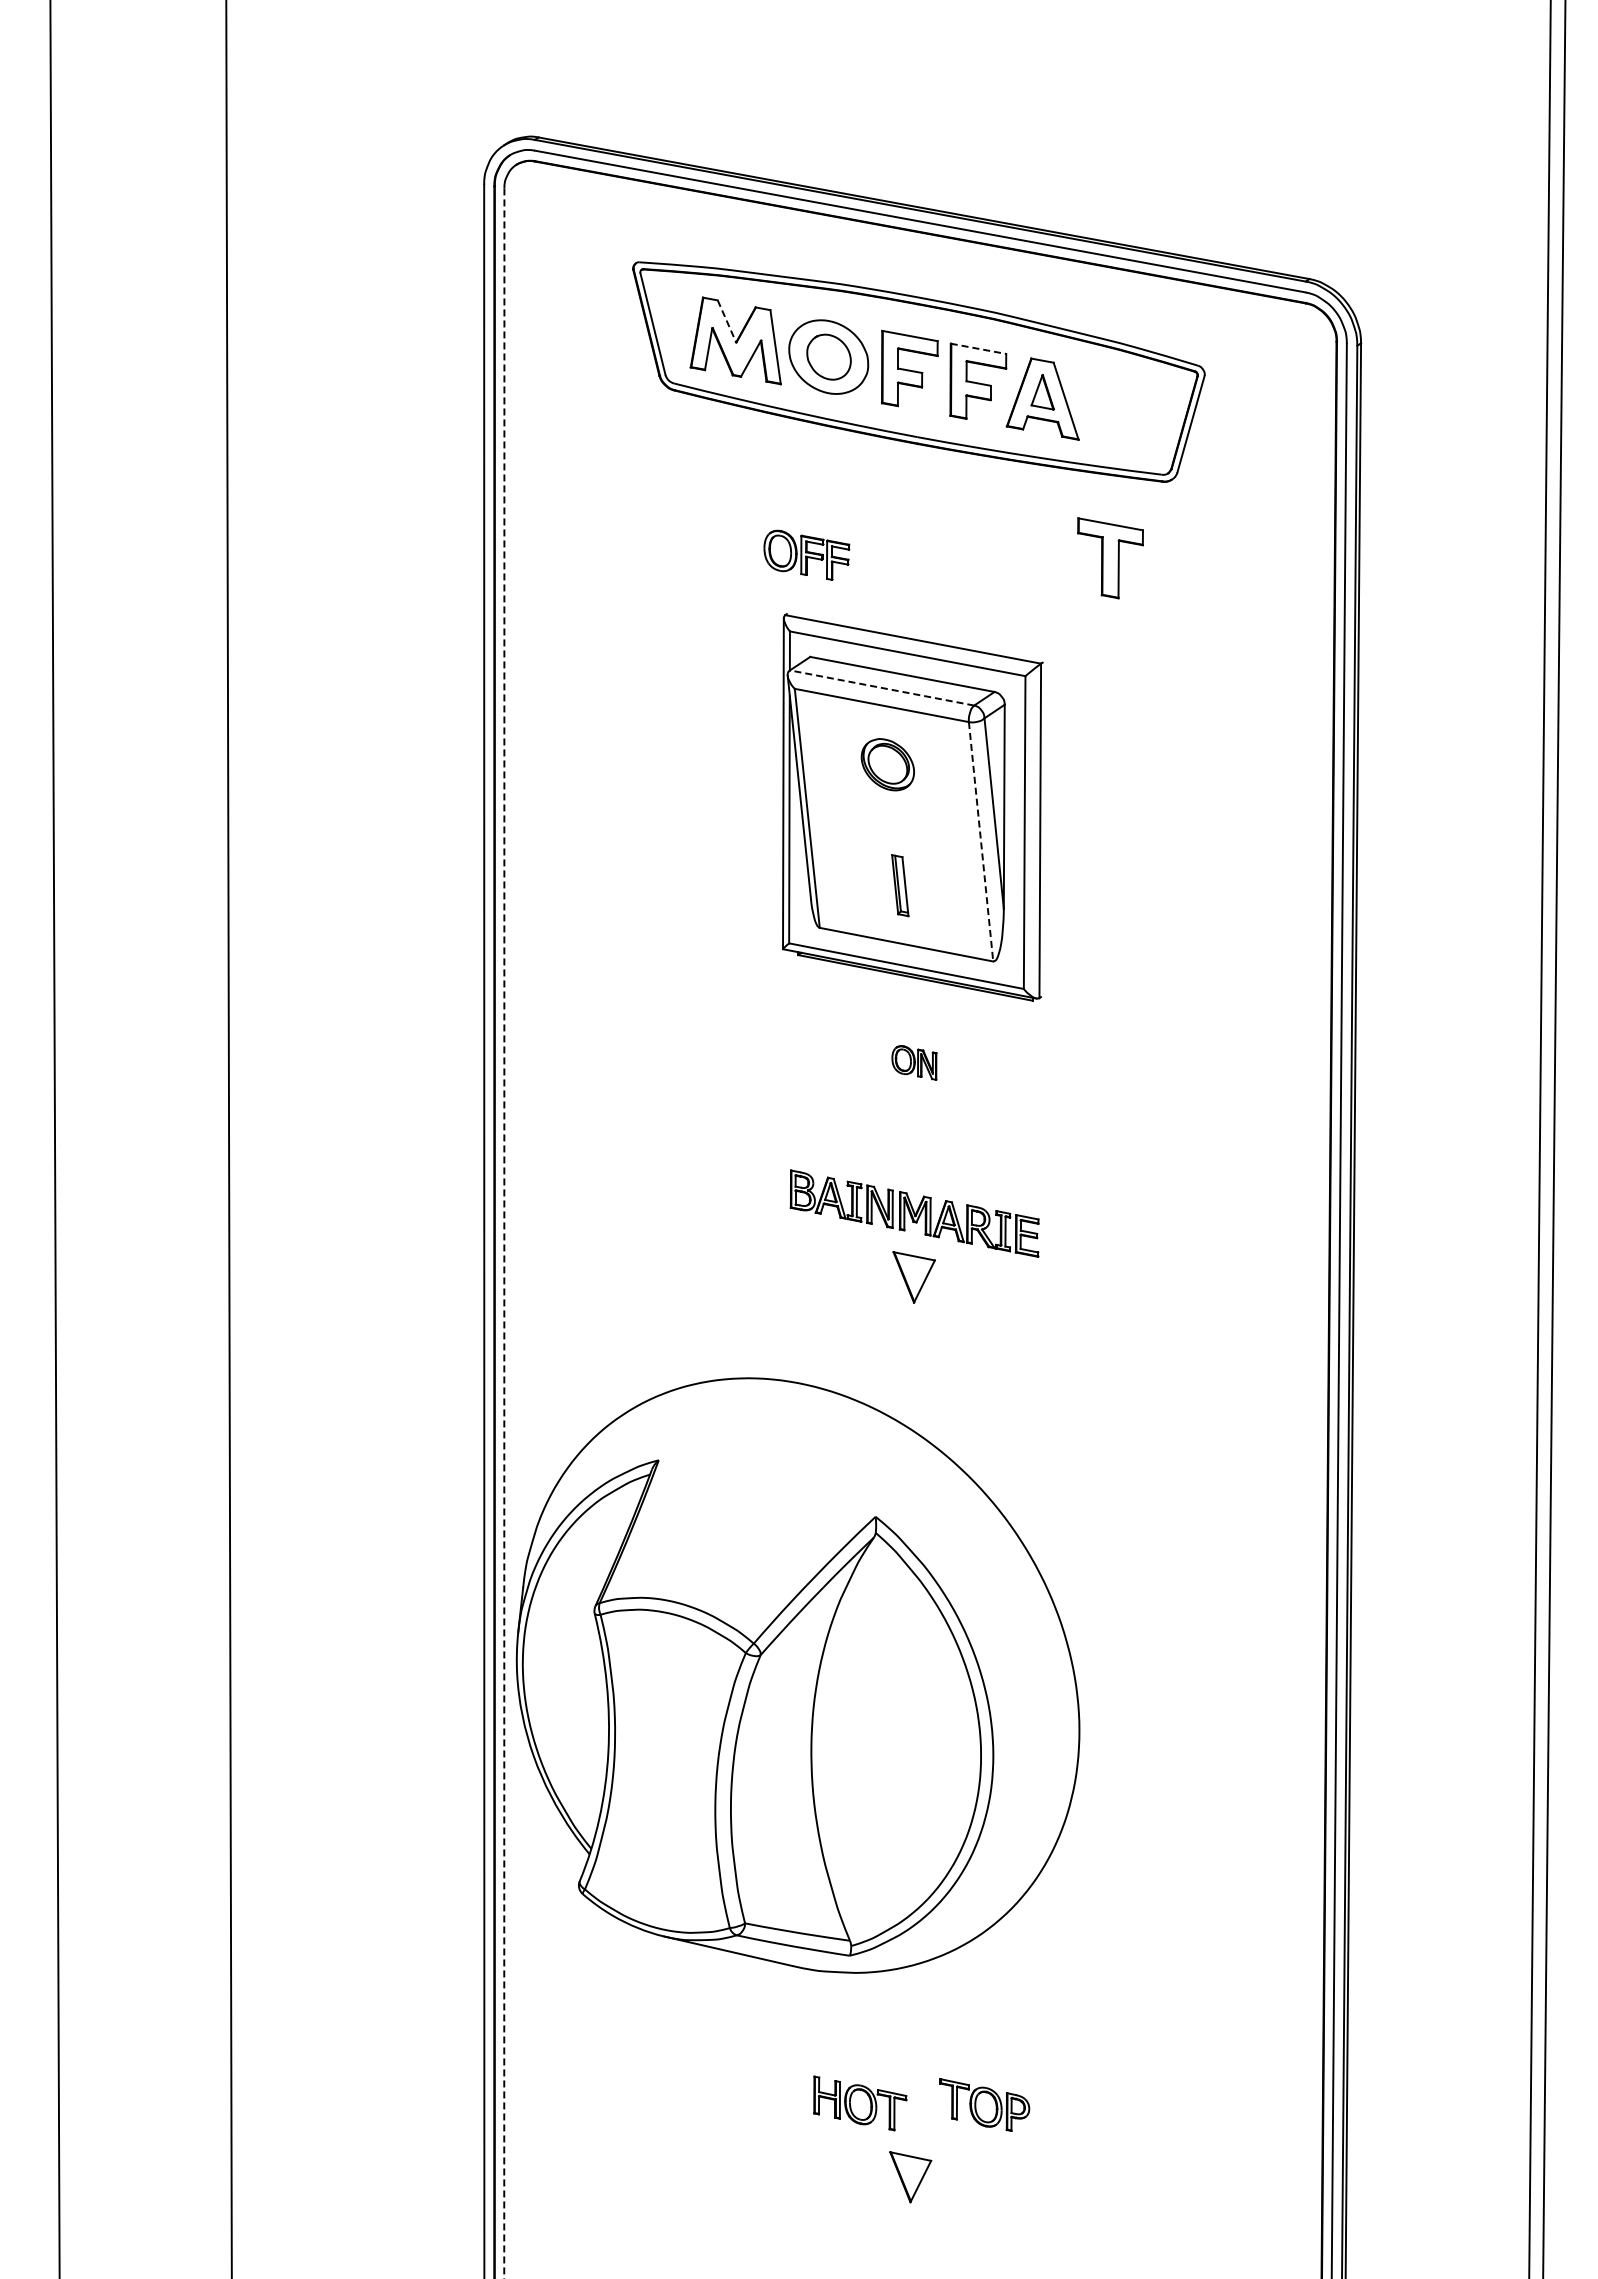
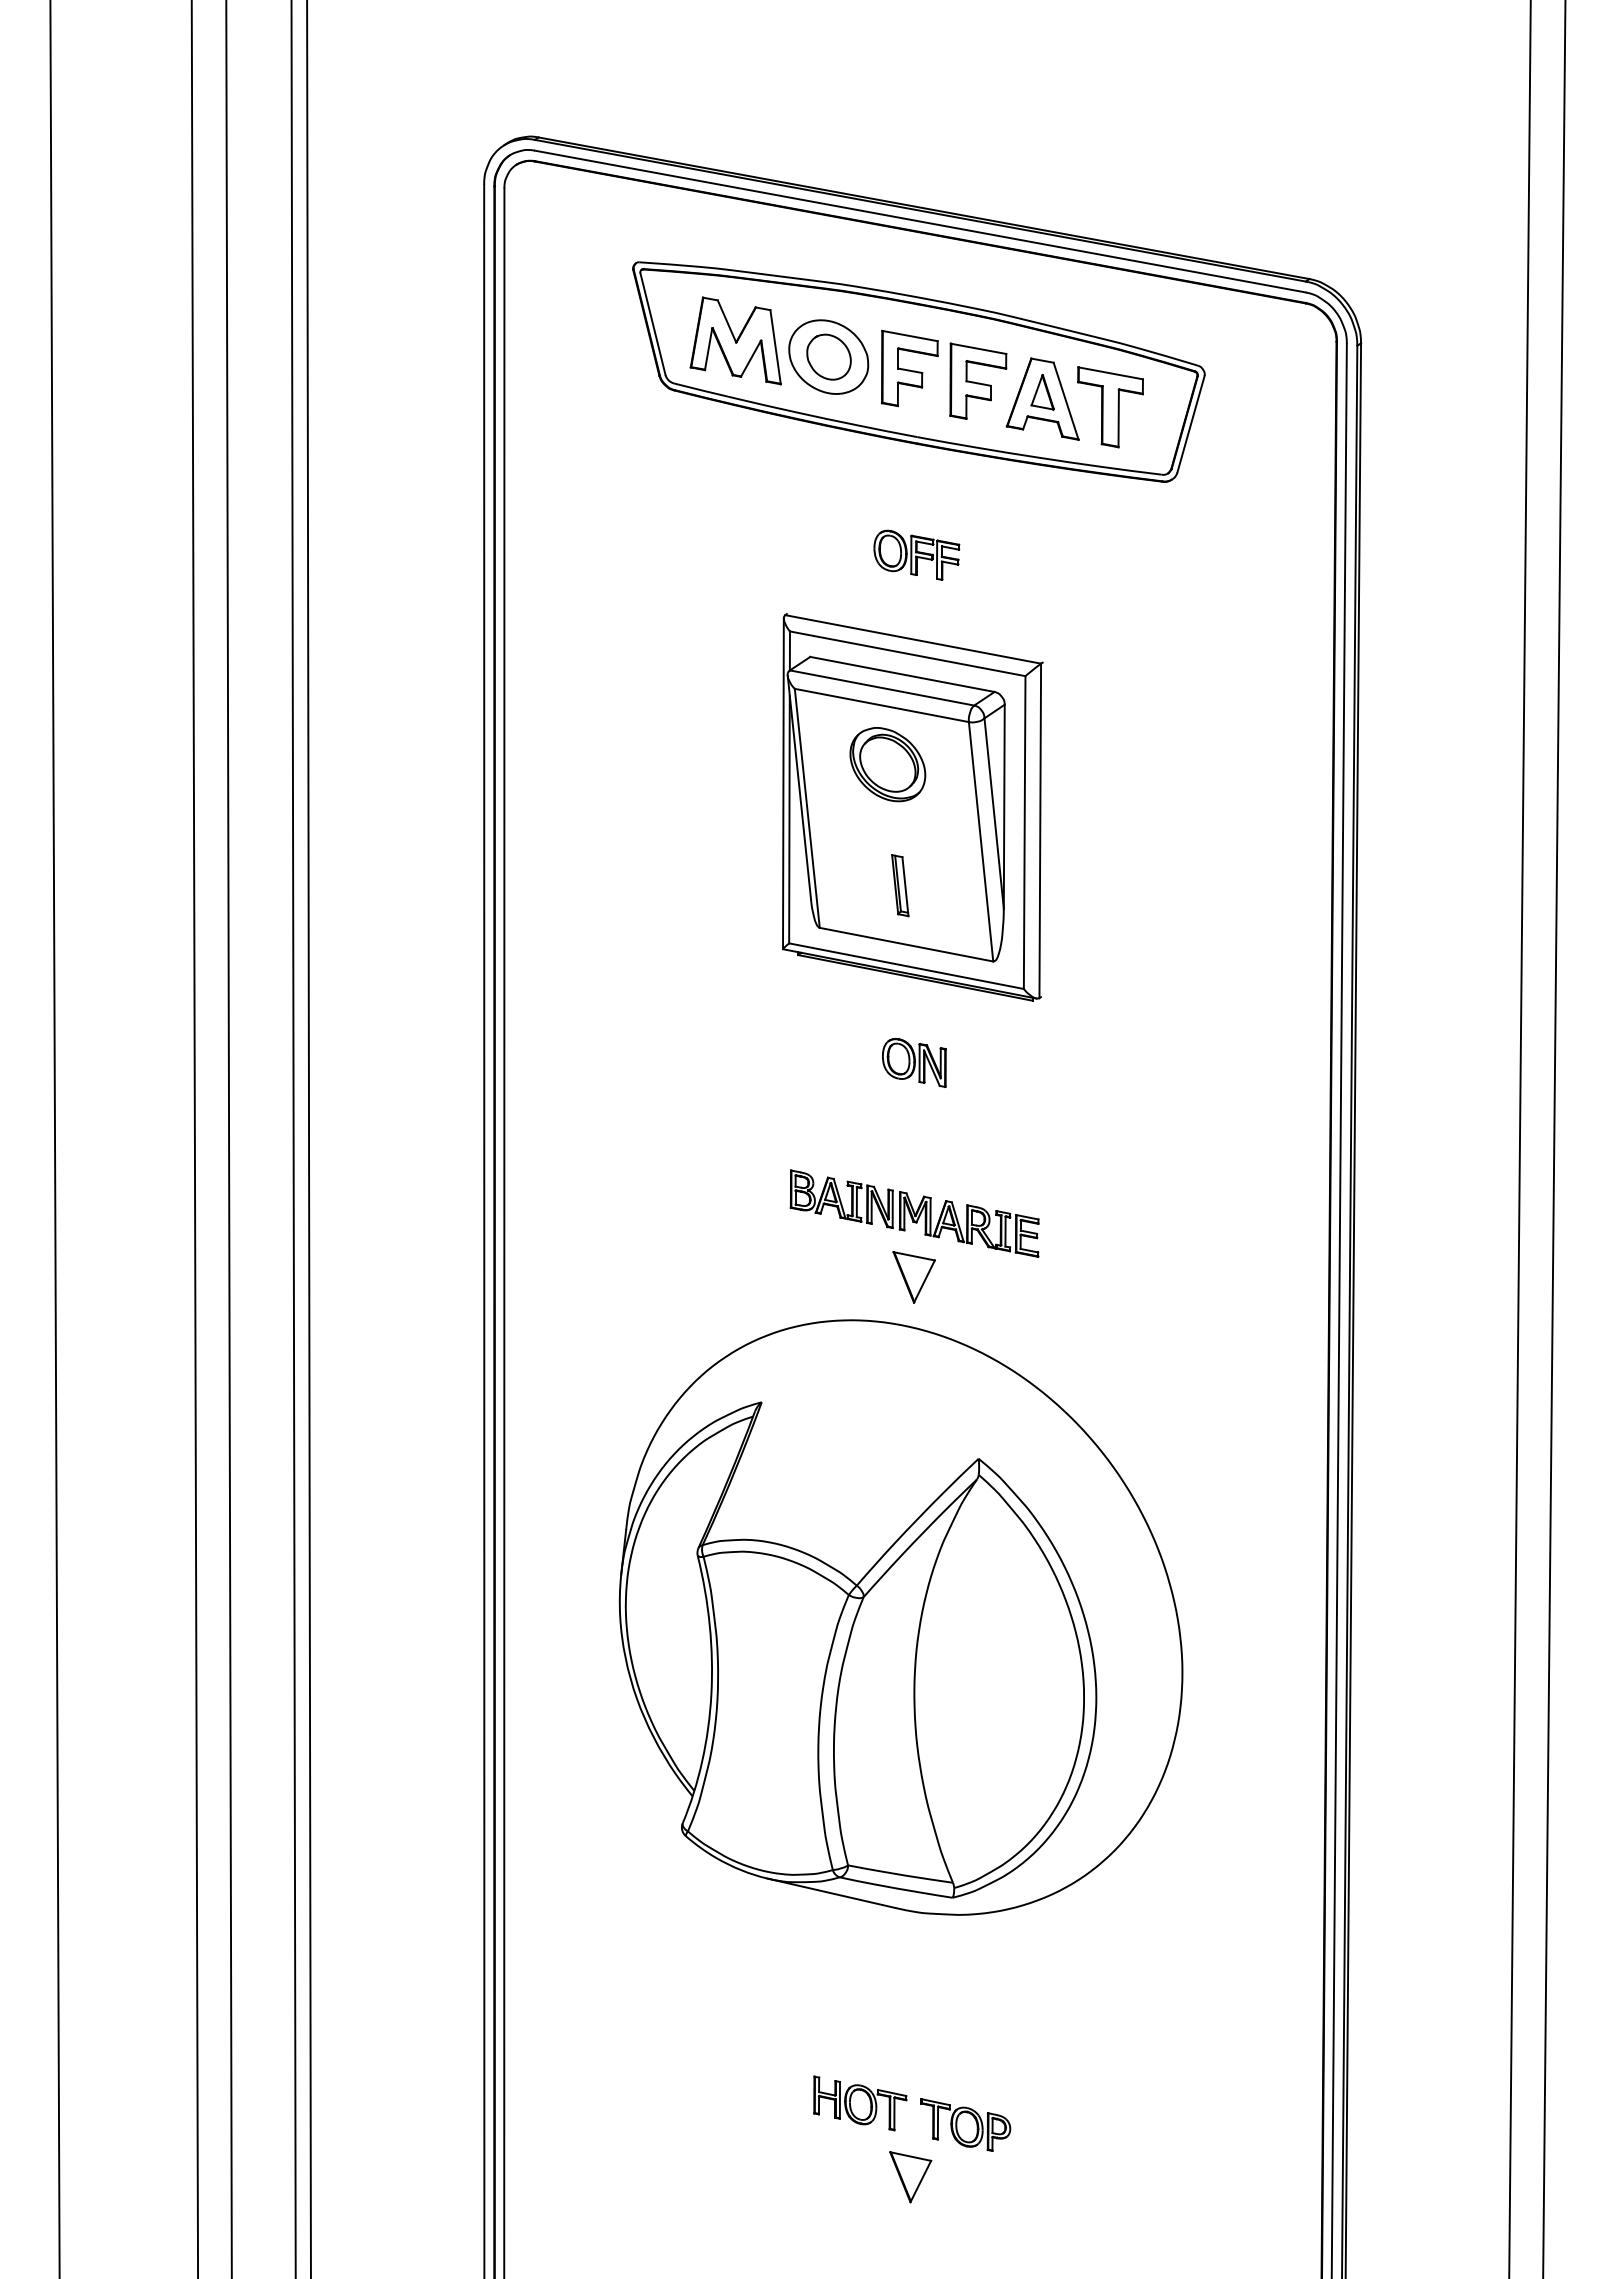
line: dashed -> solid (726, 321)
line: dashed -> solid (978, 348)
part position: (806, 554) -> (916, 554) (916, 554)
part position: (1110, 558) -> (1110, 407) (1110, 407)
line: dashed -> solid (882, 687)
part size: 55x54 px -> 78x76 px (887, 764)
line: dashed -> solid (981, 842)
part size: 47x36 px -> 65x50 px (914, 1062)
line: none -> present (194, 1138)
line: none -> present (293, 1138)
line: none -> present (308, 1138)
line position: (1539, 1138) -> (1519, 1138) (1519, 1138)
line: dashed -> solid (504, 1233)
part position: (797, 1675) -> (900, 1617) (900, 1617)
part position: (984, 2104) -> (965, 2124) (965, 2124)
